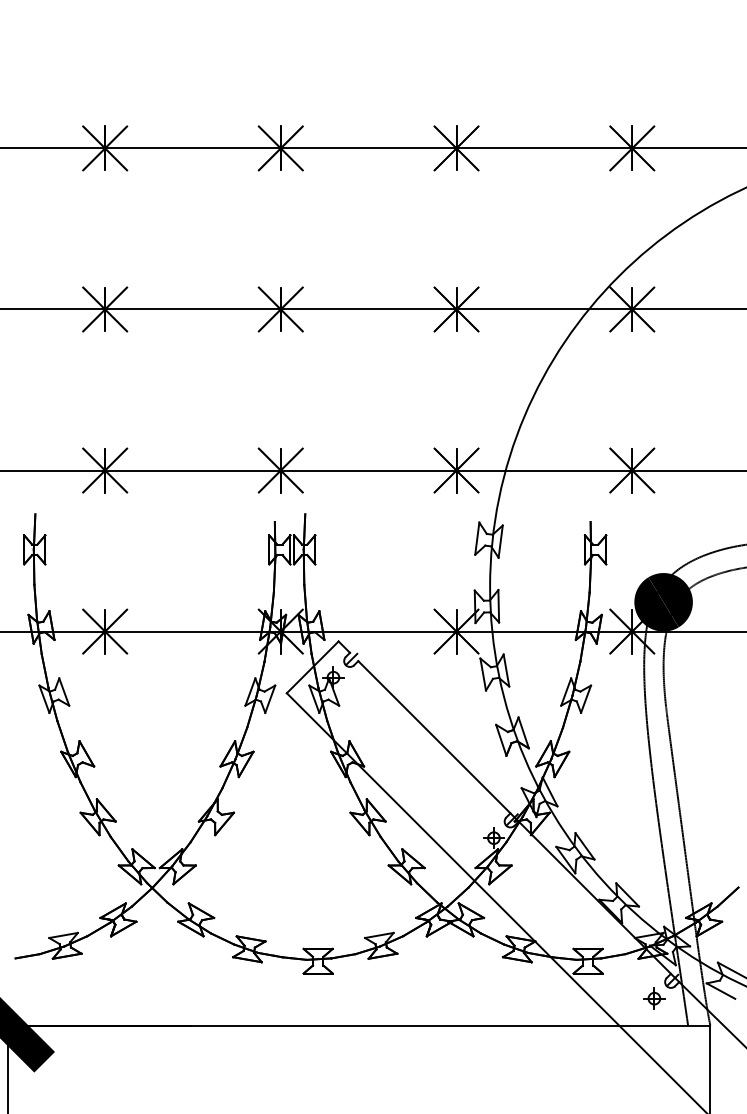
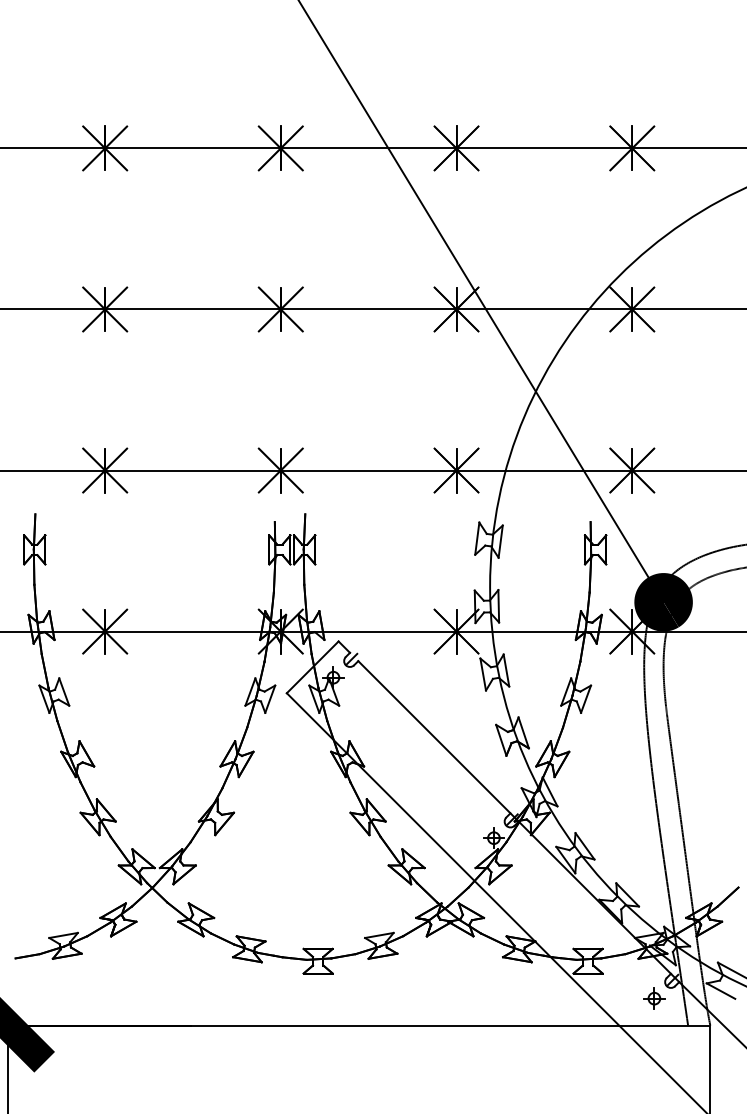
line: none -> present (481, 302)
